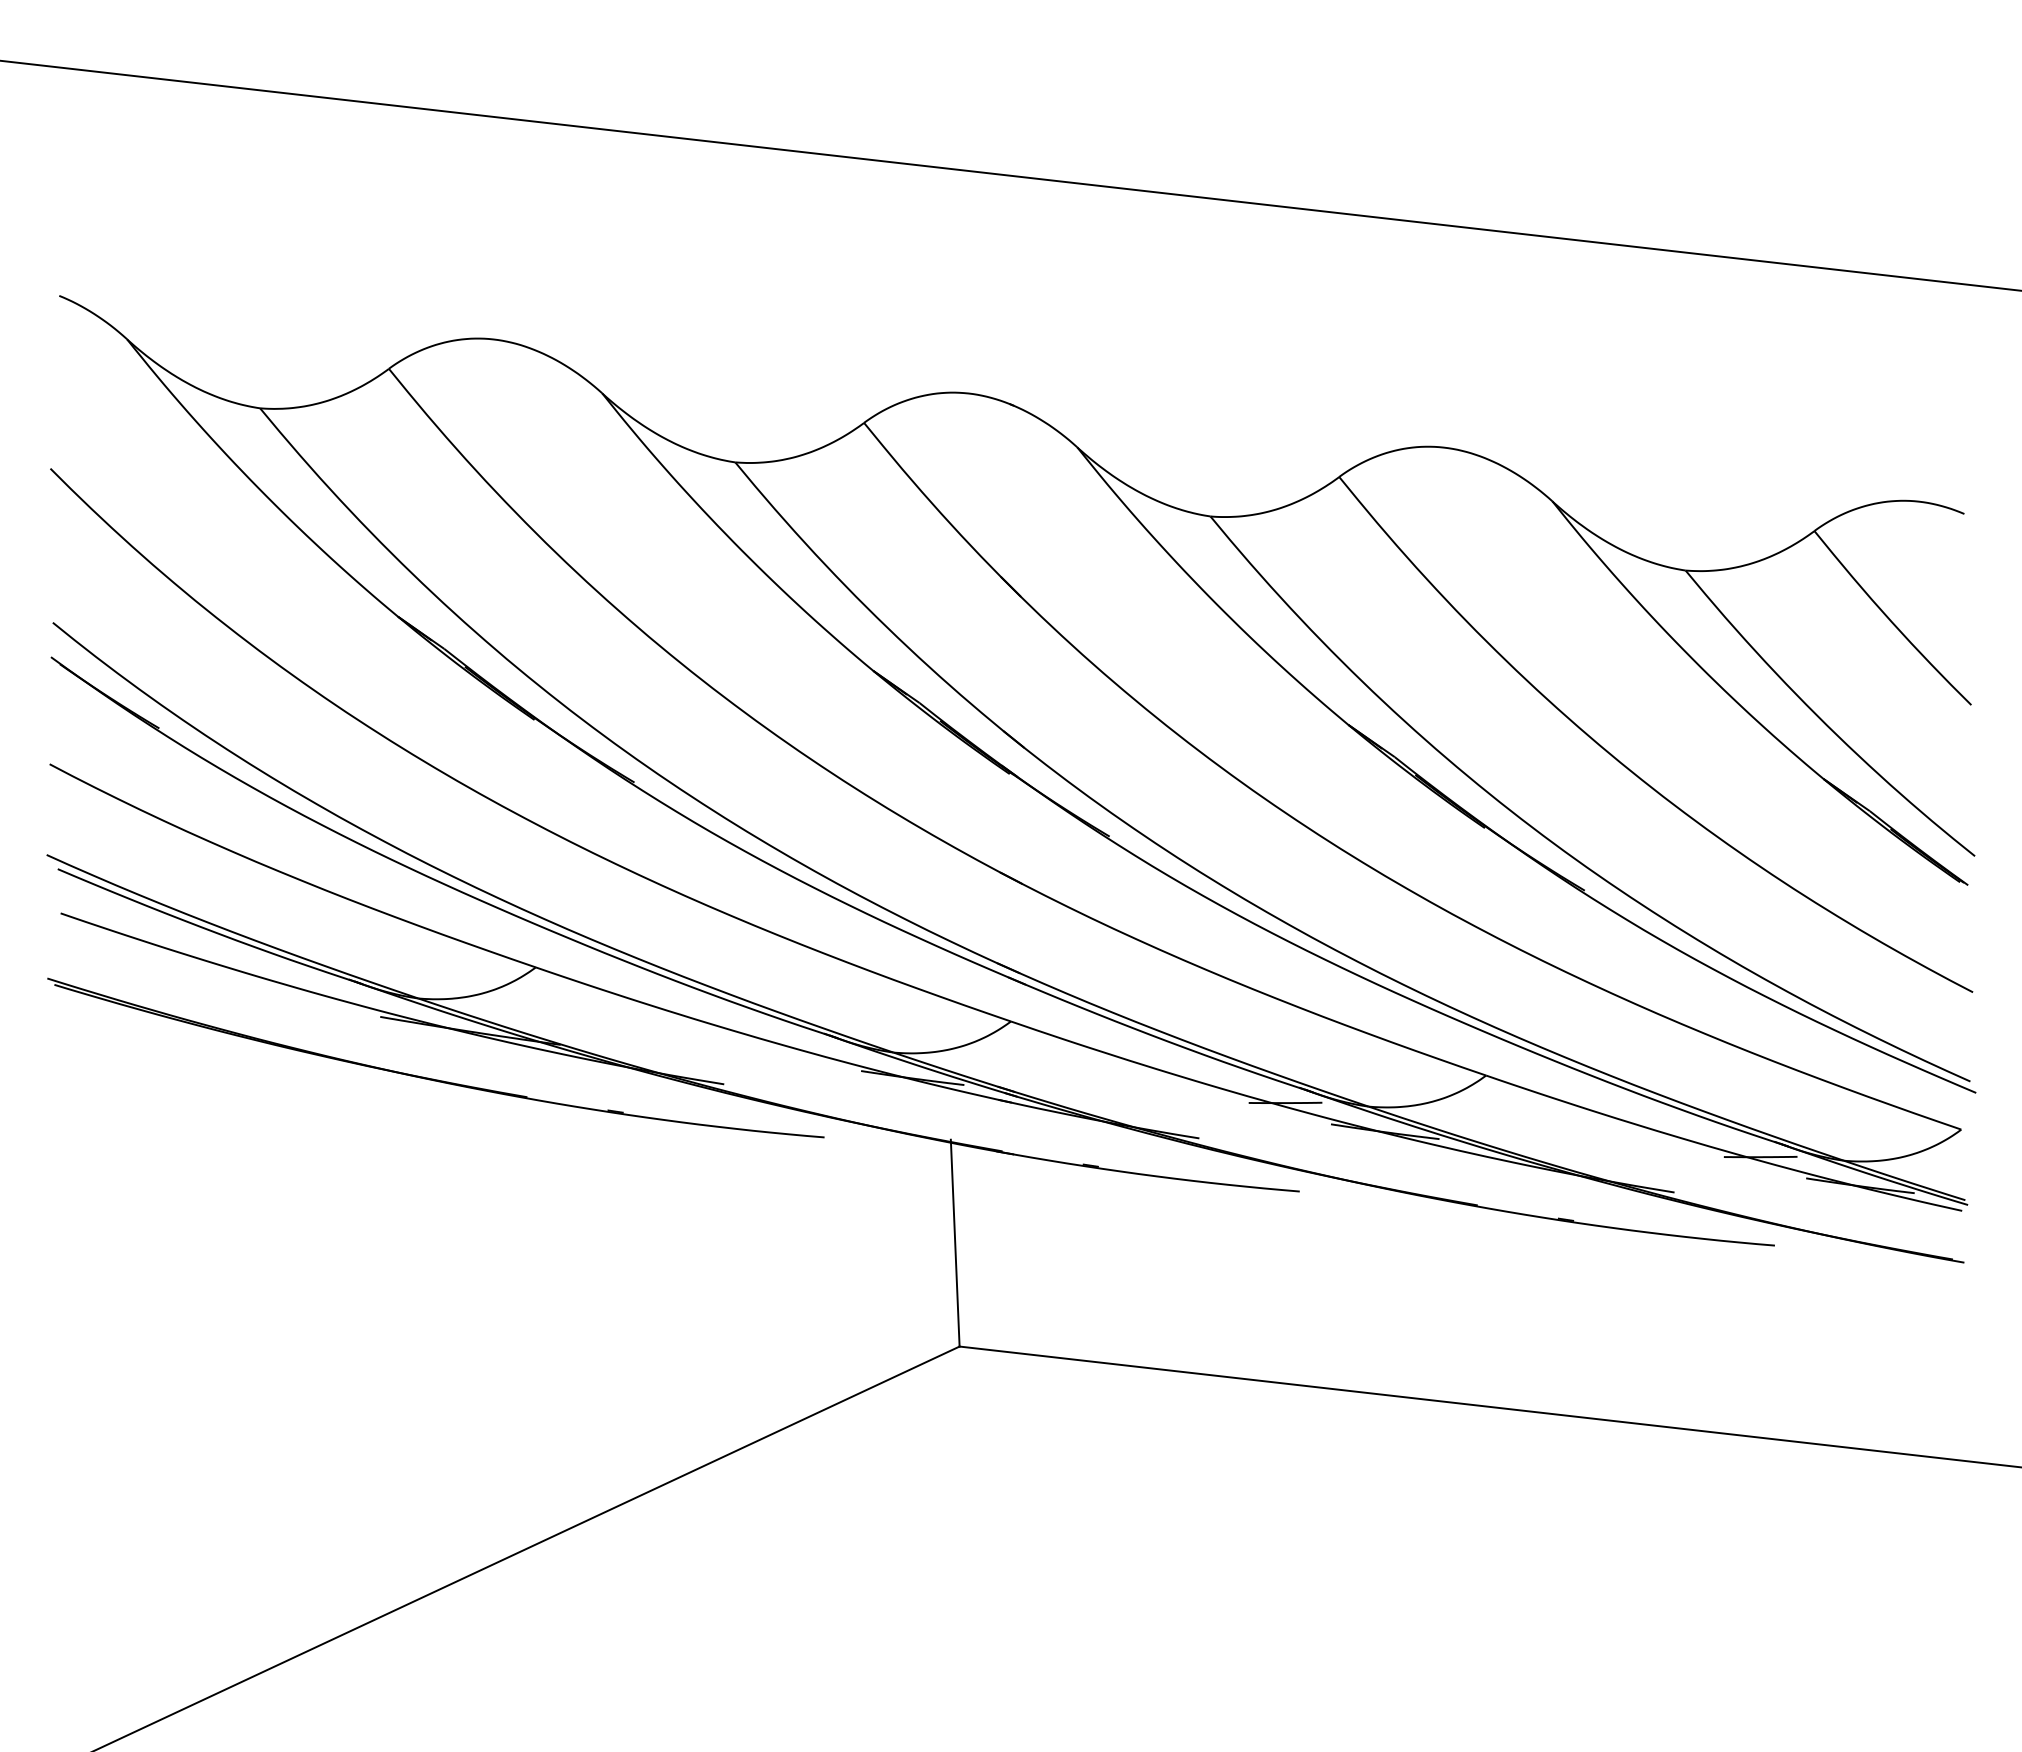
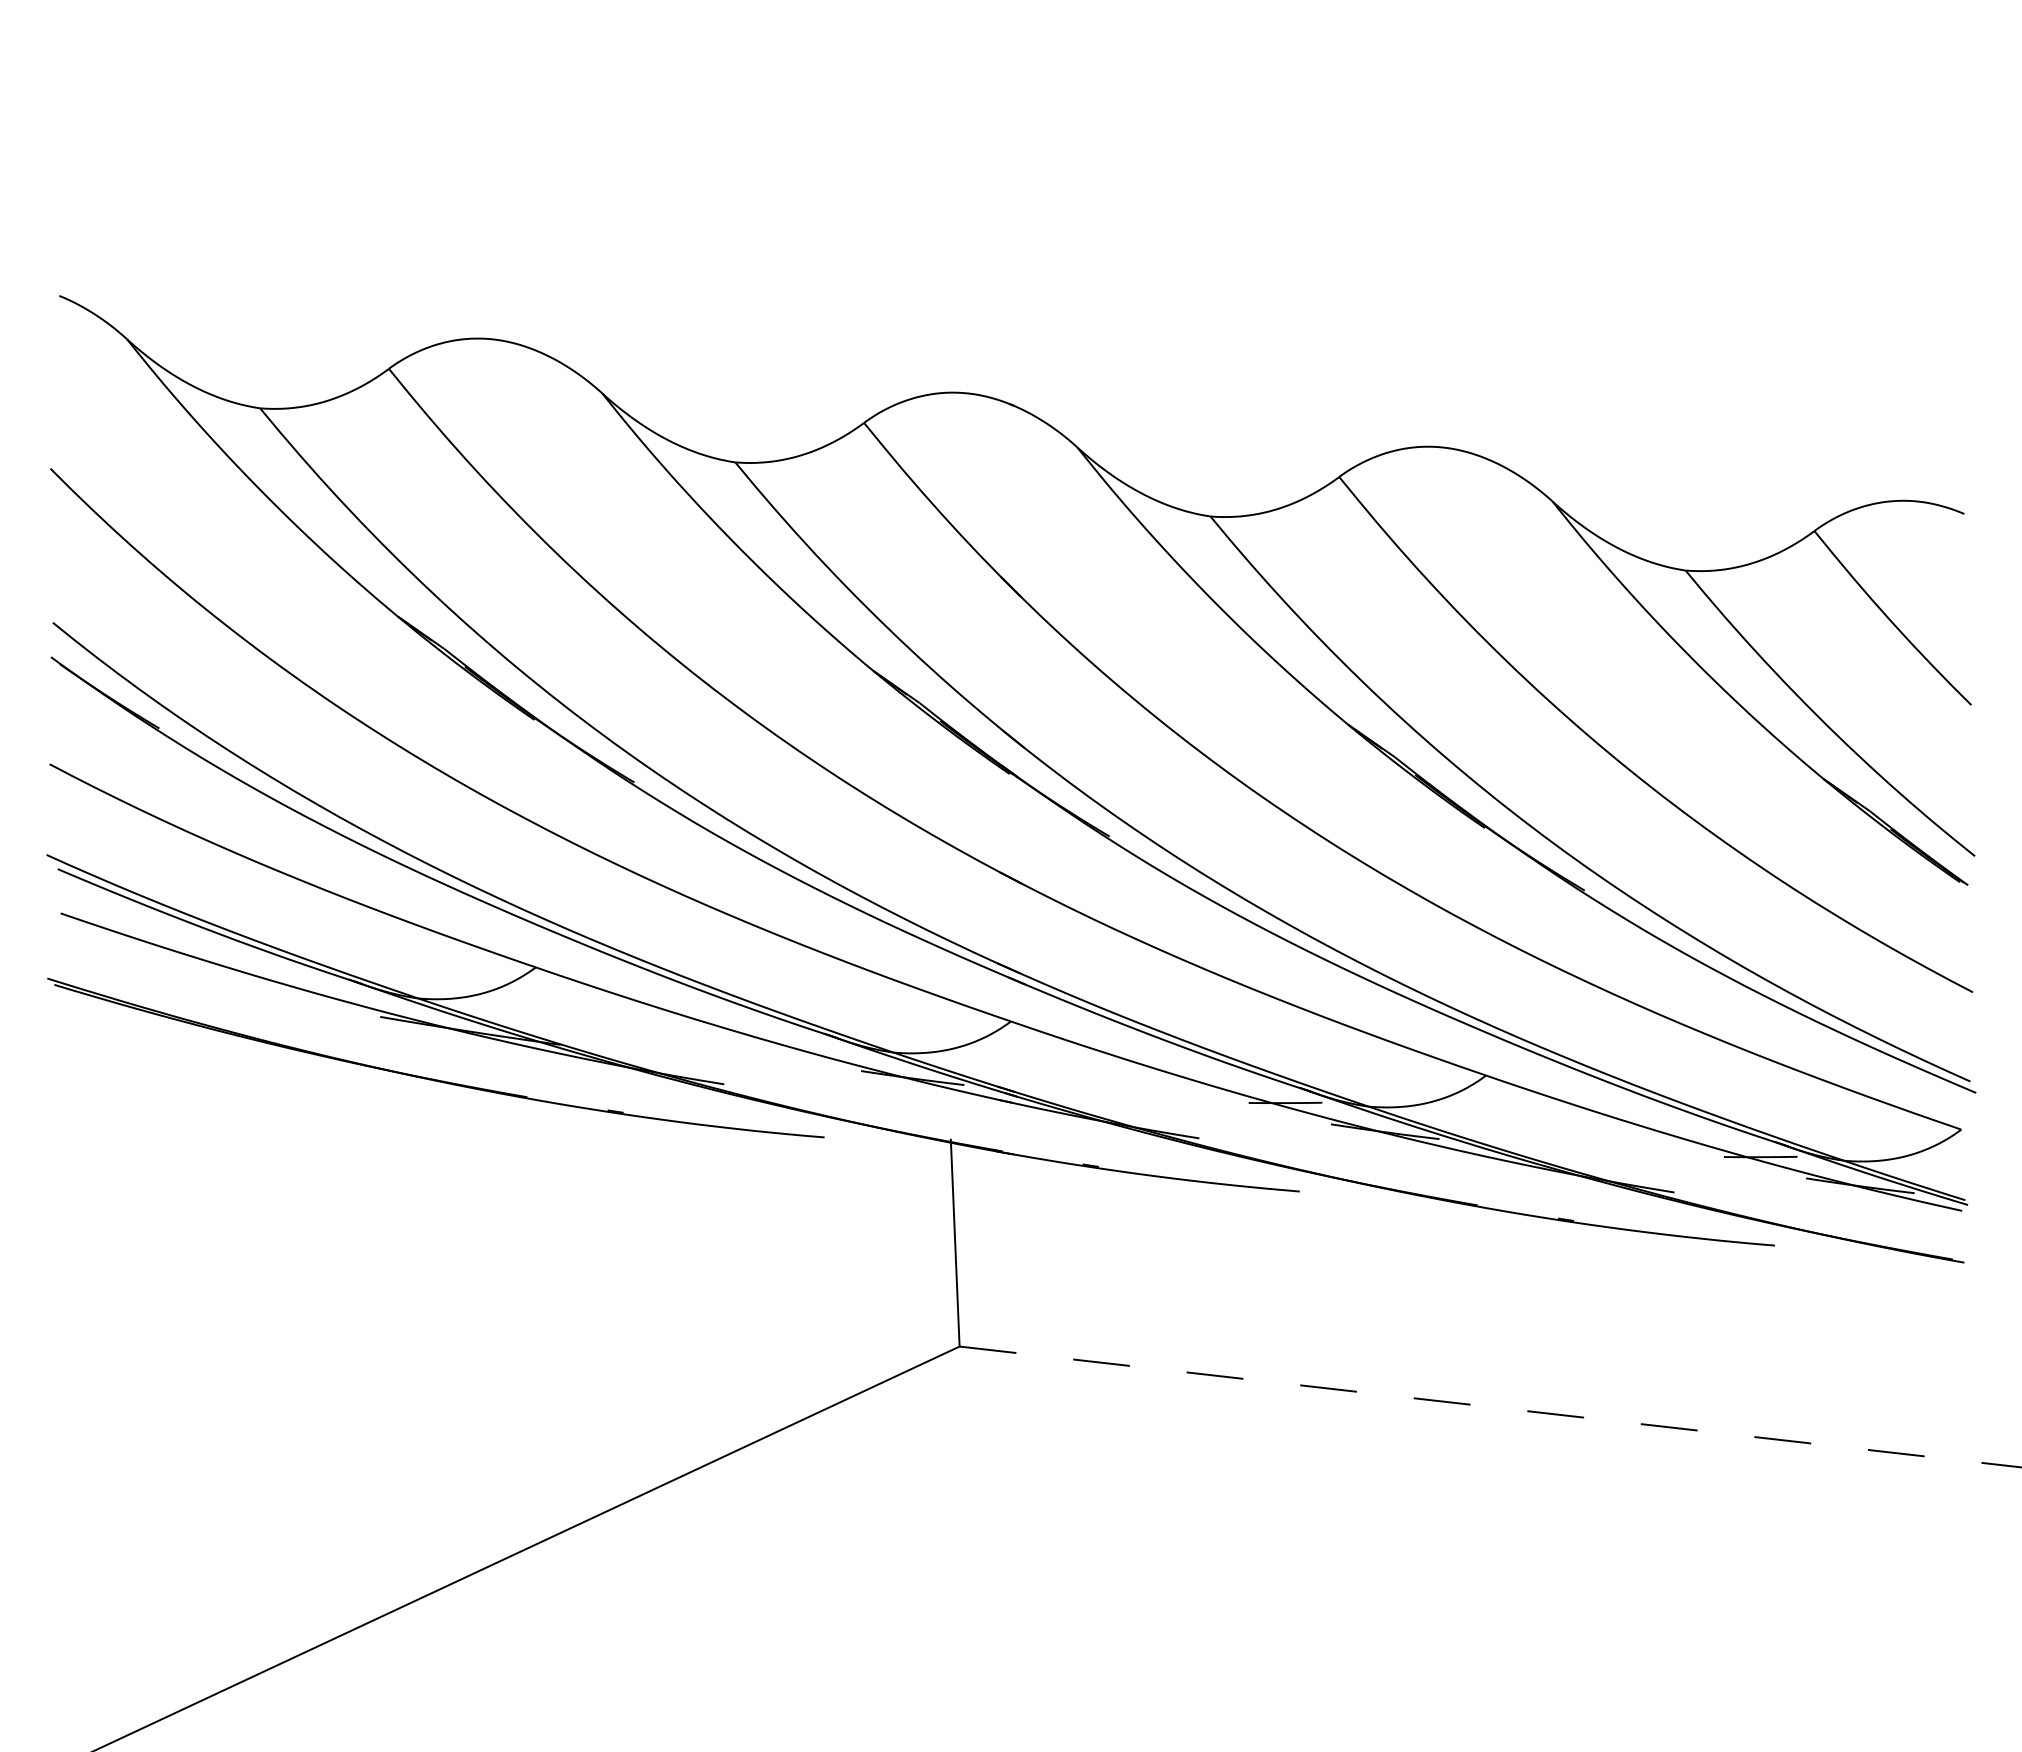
line: present -> none (1010, 175)
line: solid -> dashed (1491, 1407)
